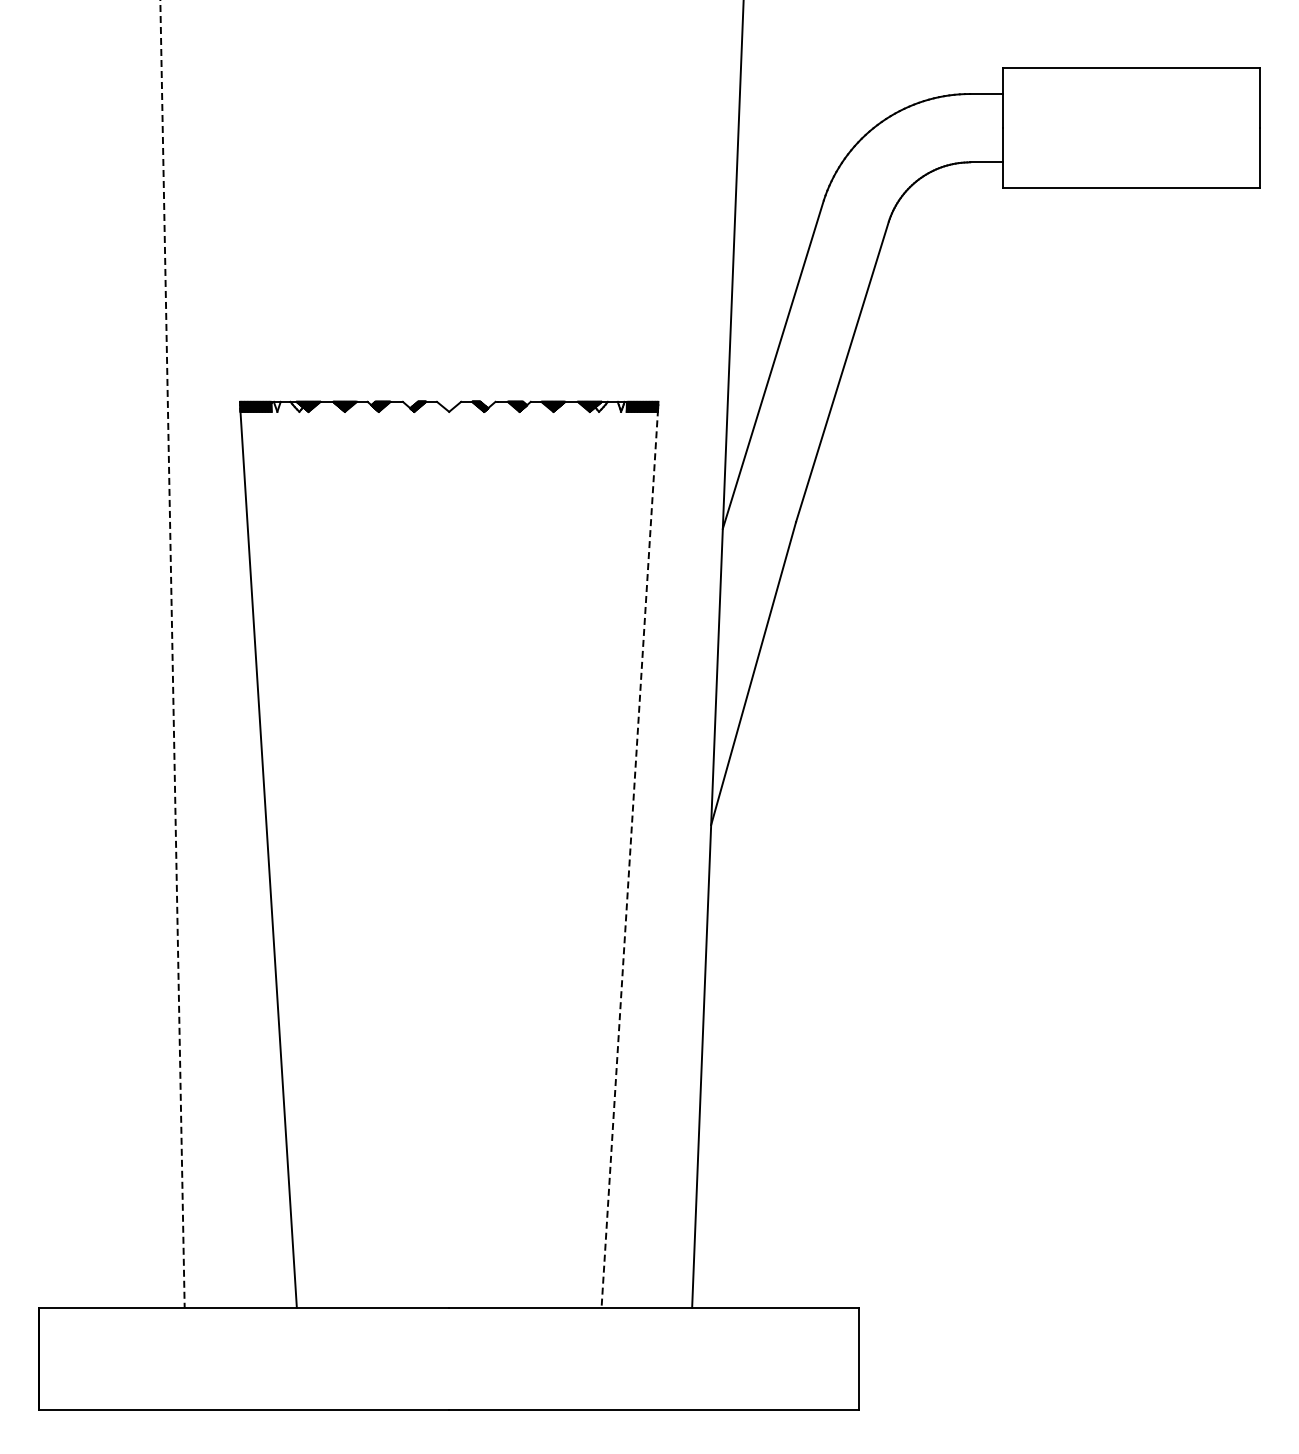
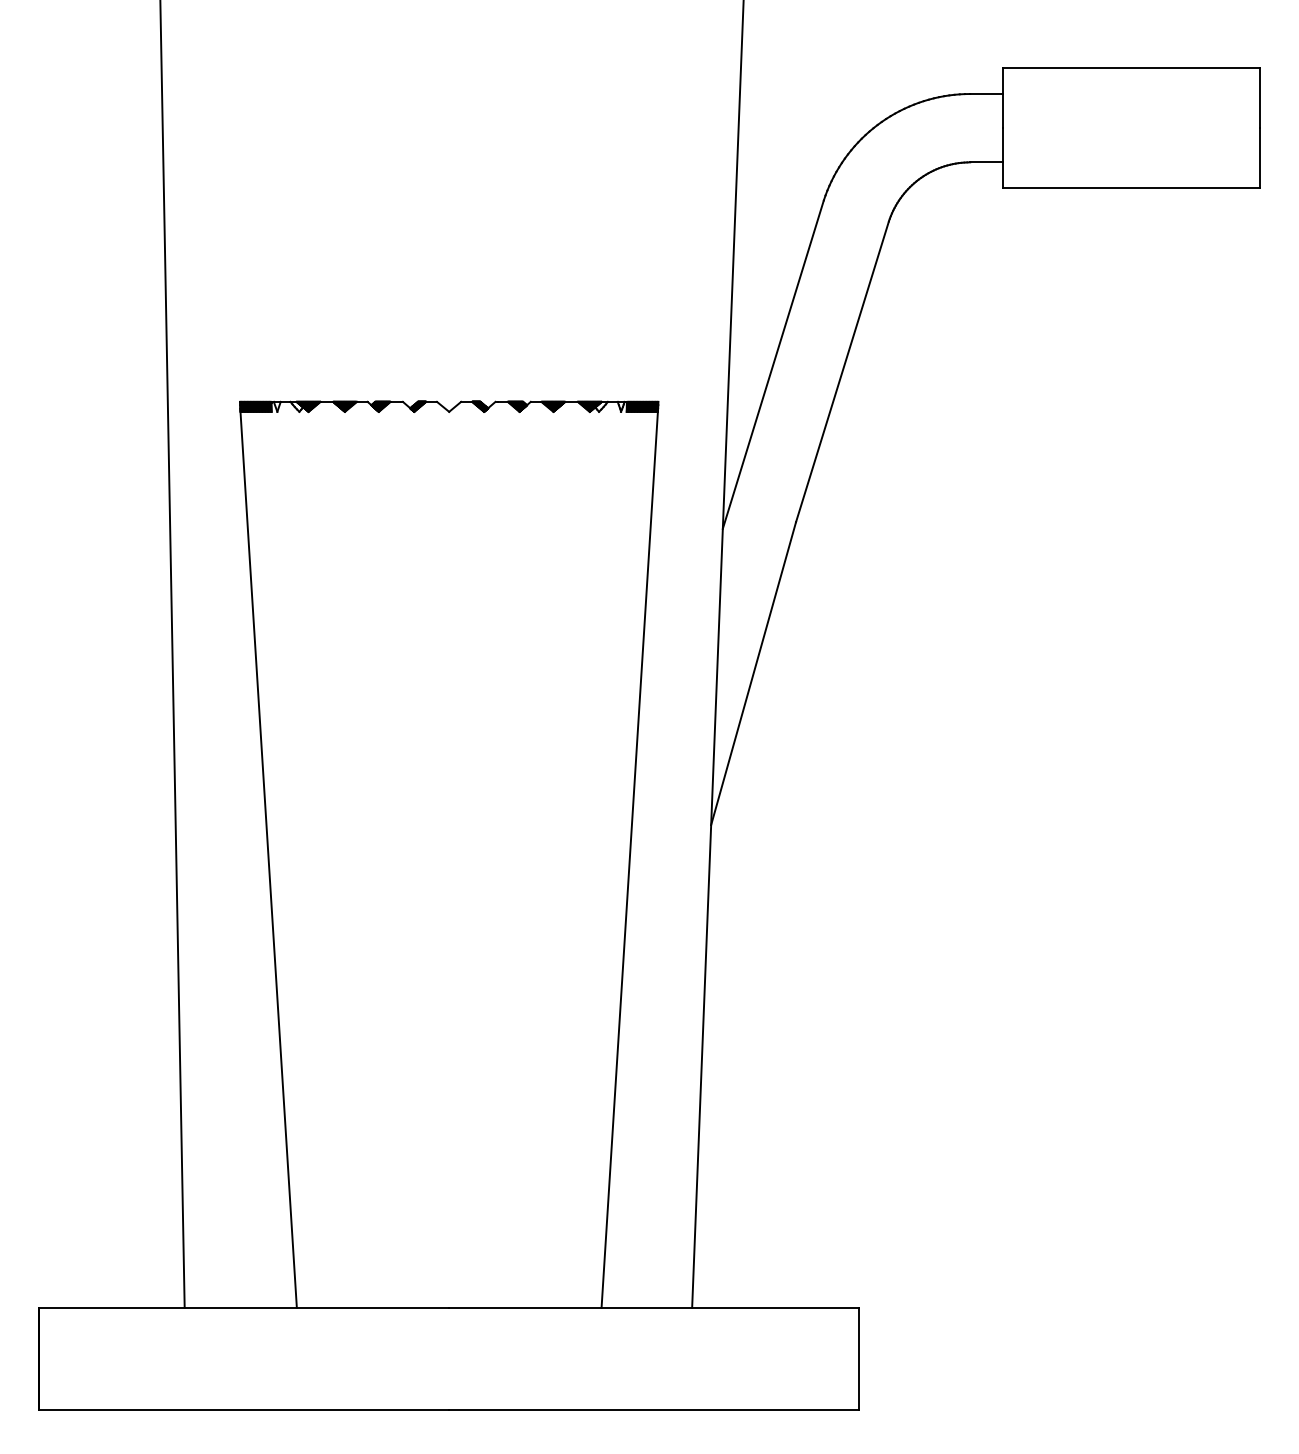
line: dashed -> solid (172, 654)
line: dashed -> solid (629, 859)
